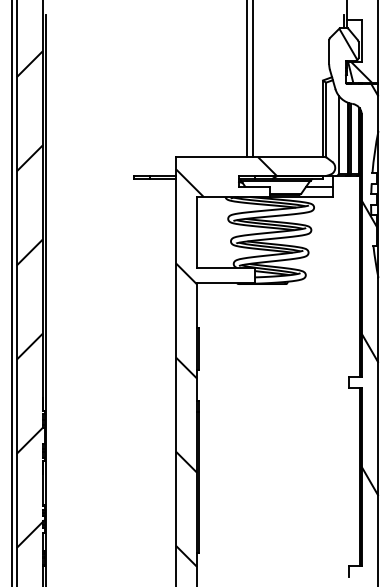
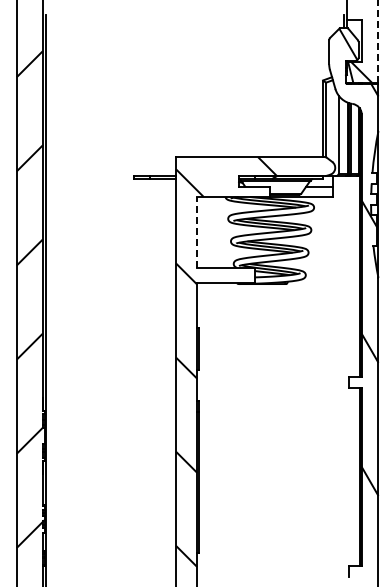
line: solid -> dashed (378, 41)
line: present -> none (247, 79)
line: present -> none (252, 79)
line: solid -> dashed (197, 231)
line: present -> none (11, 292)
